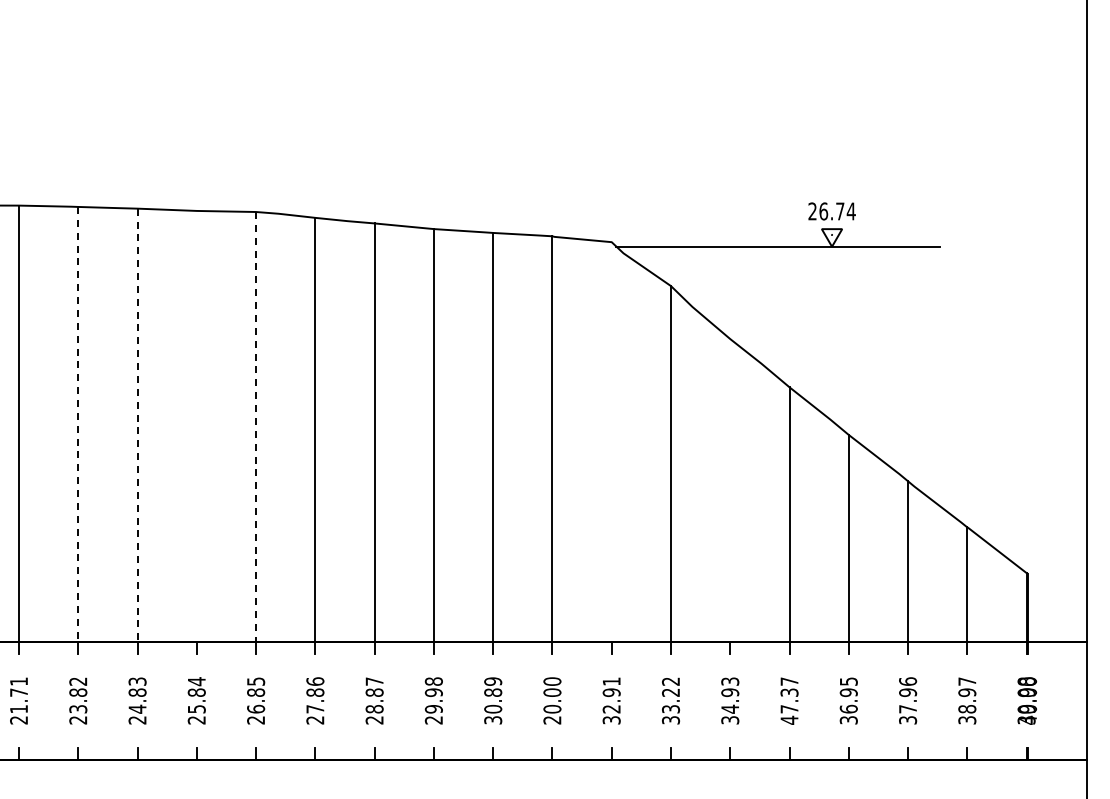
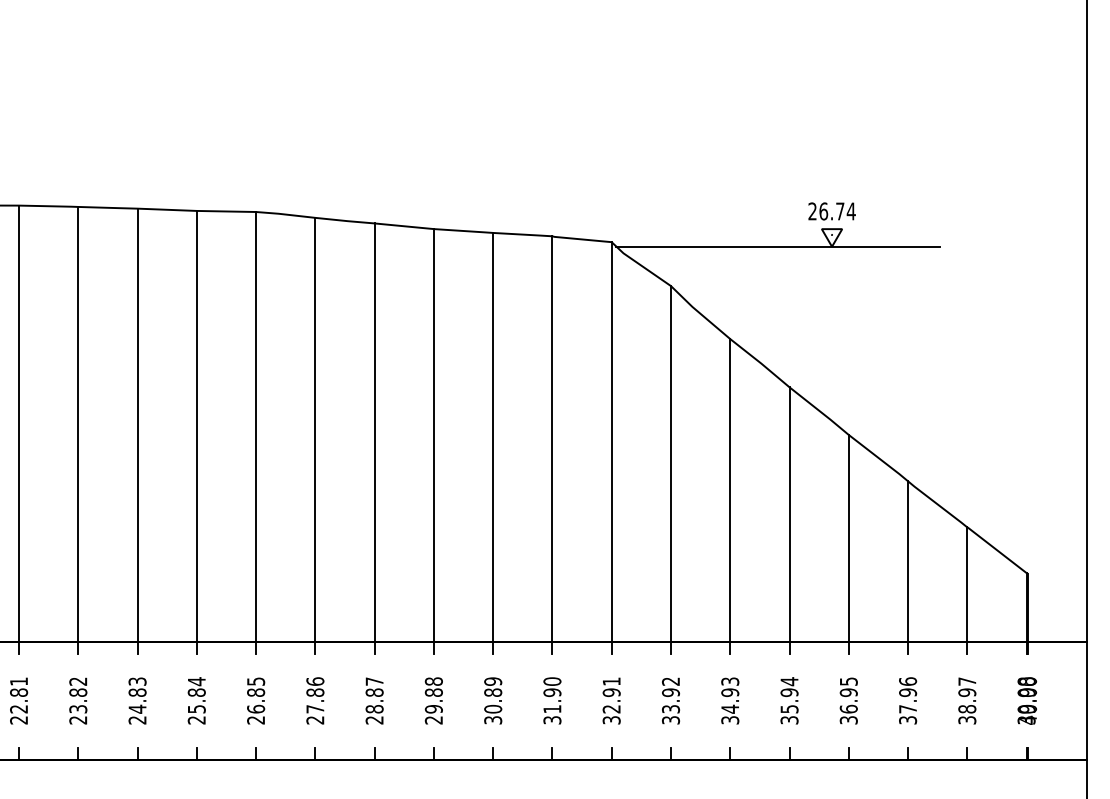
line: dashed -> solid (78, 424)
line: dashed -> solid (137, 425)
line: none -> present (196, 426)
line: dashed -> solid (256, 427)
line: none -> present (611, 442)
line: none -> present (730, 490)
text: 29.98 -> 29.88 (433, 692)
text: 33.22 -> 33.92 (671, 692)
text: 21.71 -> 22.81 (19, 700)
text: 47.37 -> 35.94 (789, 700)
text: 20.00 -> 31.90 (552, 706)
